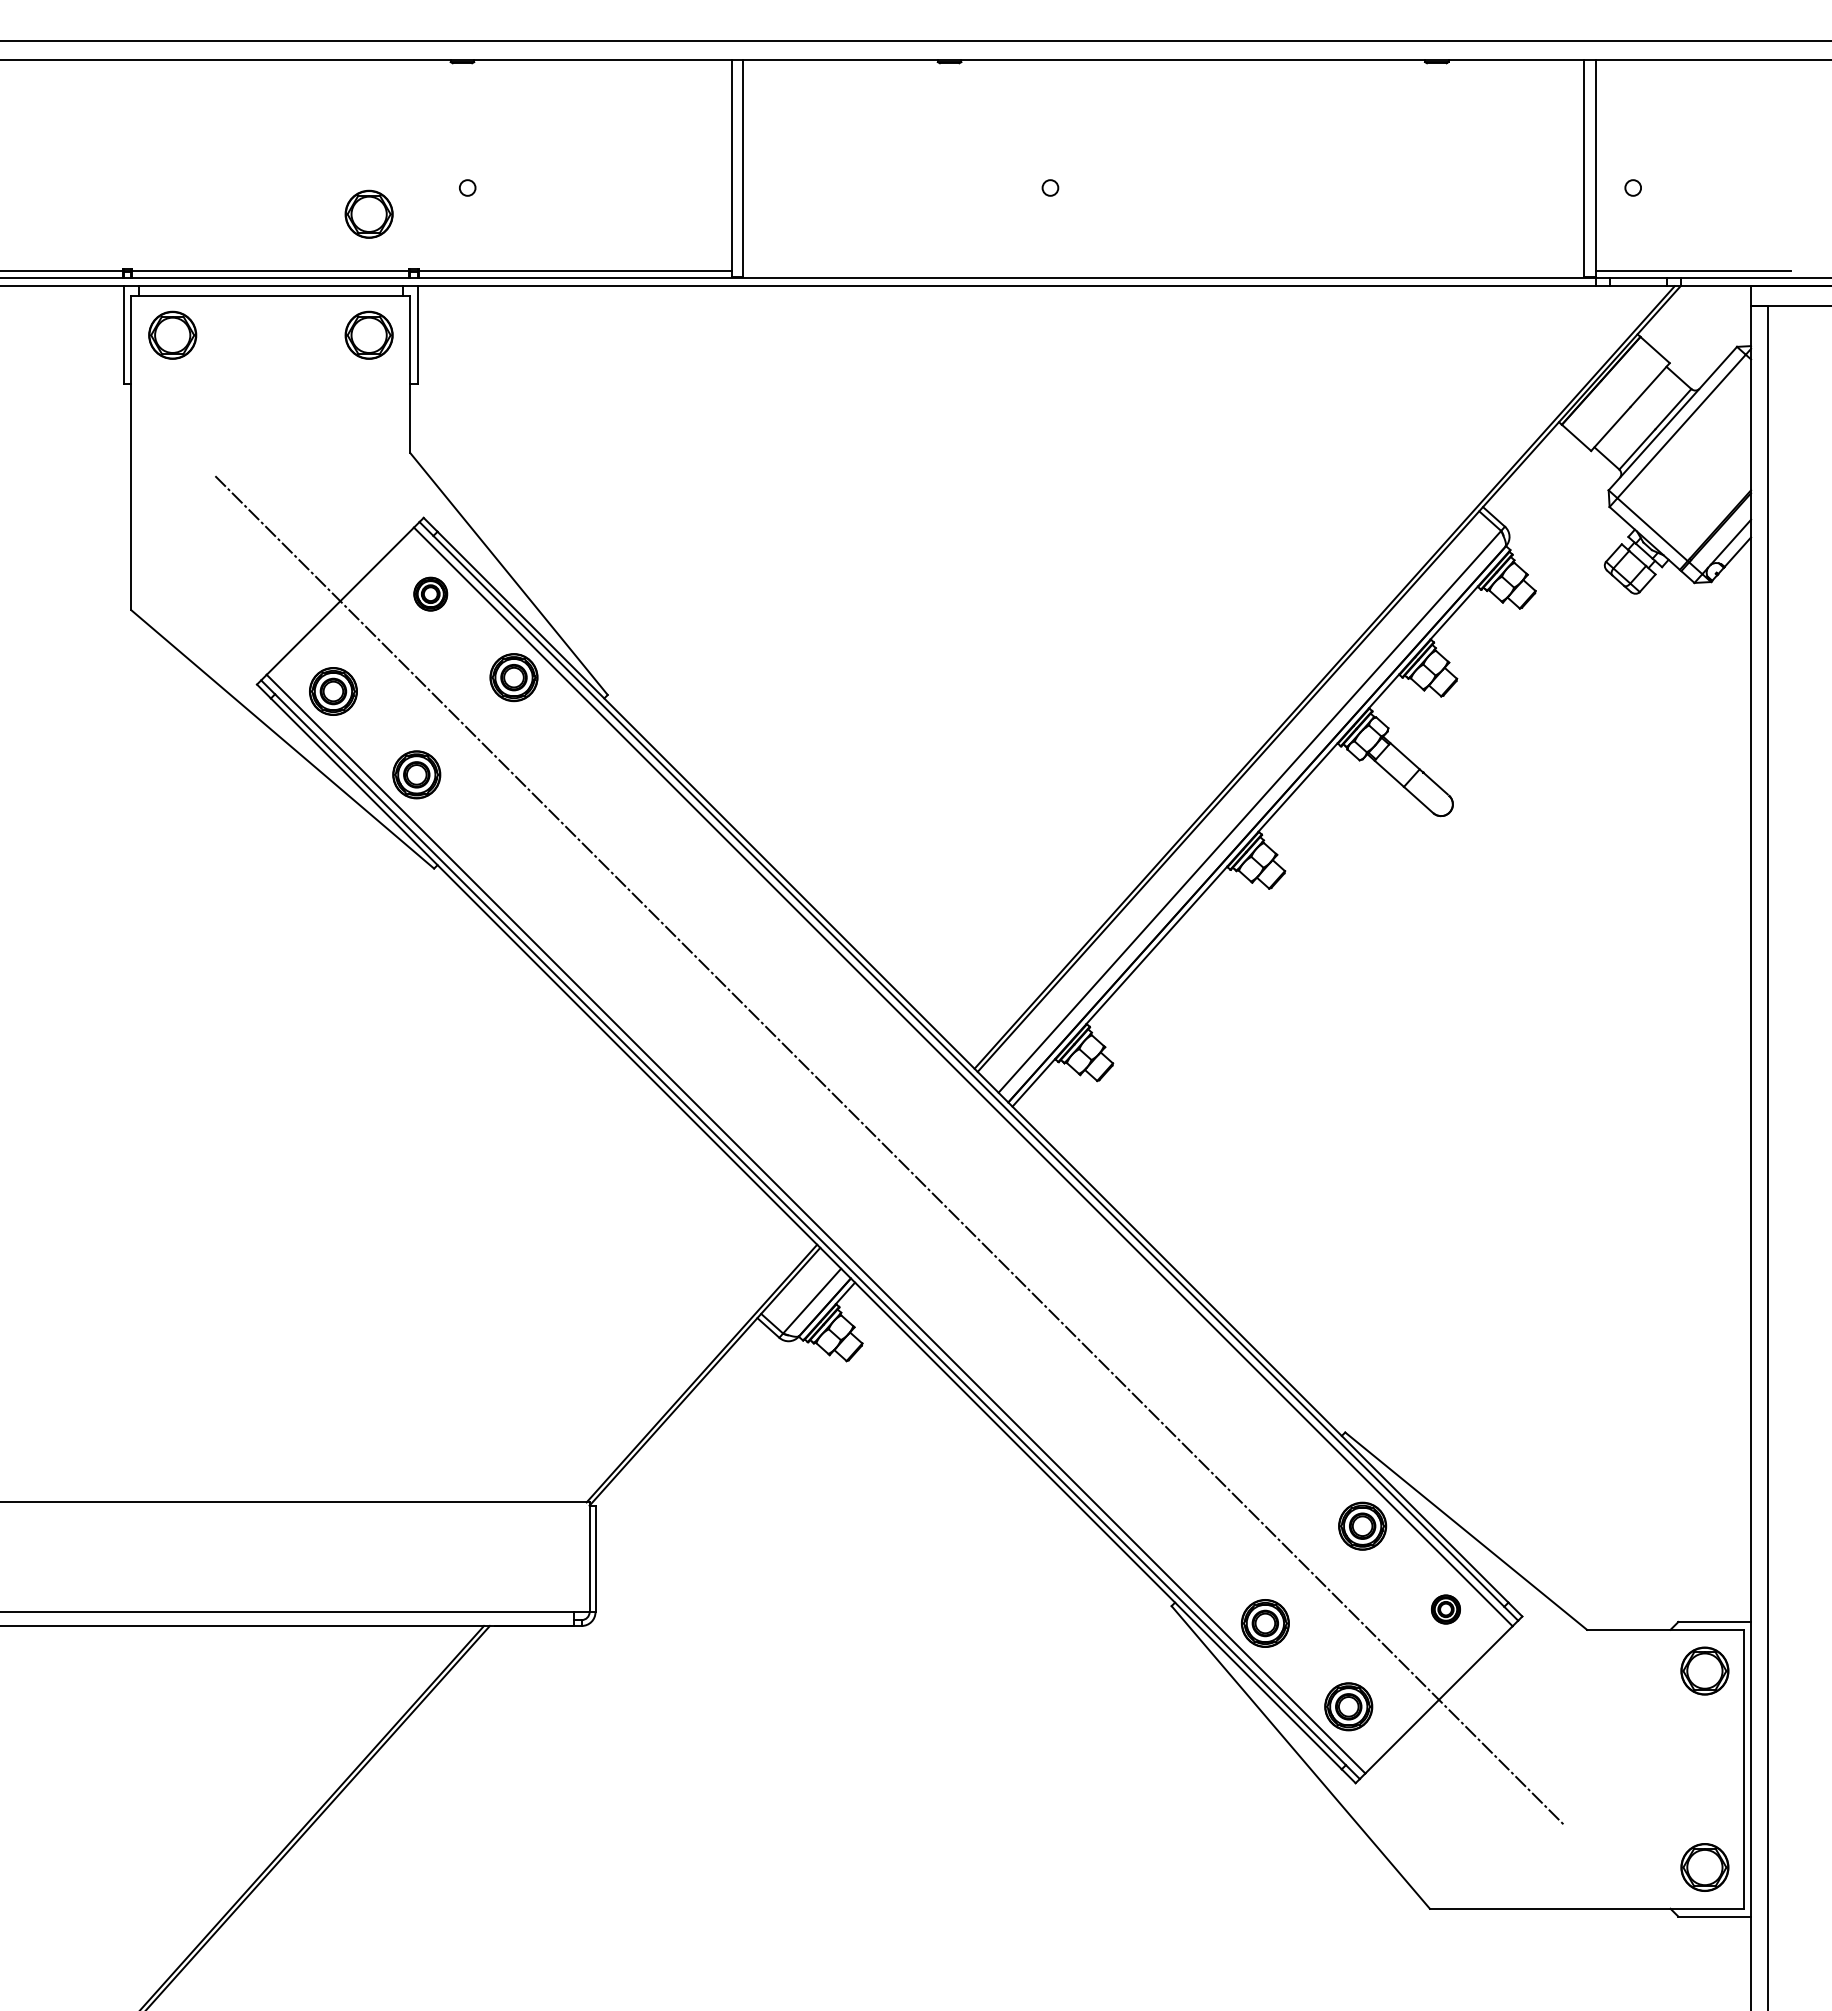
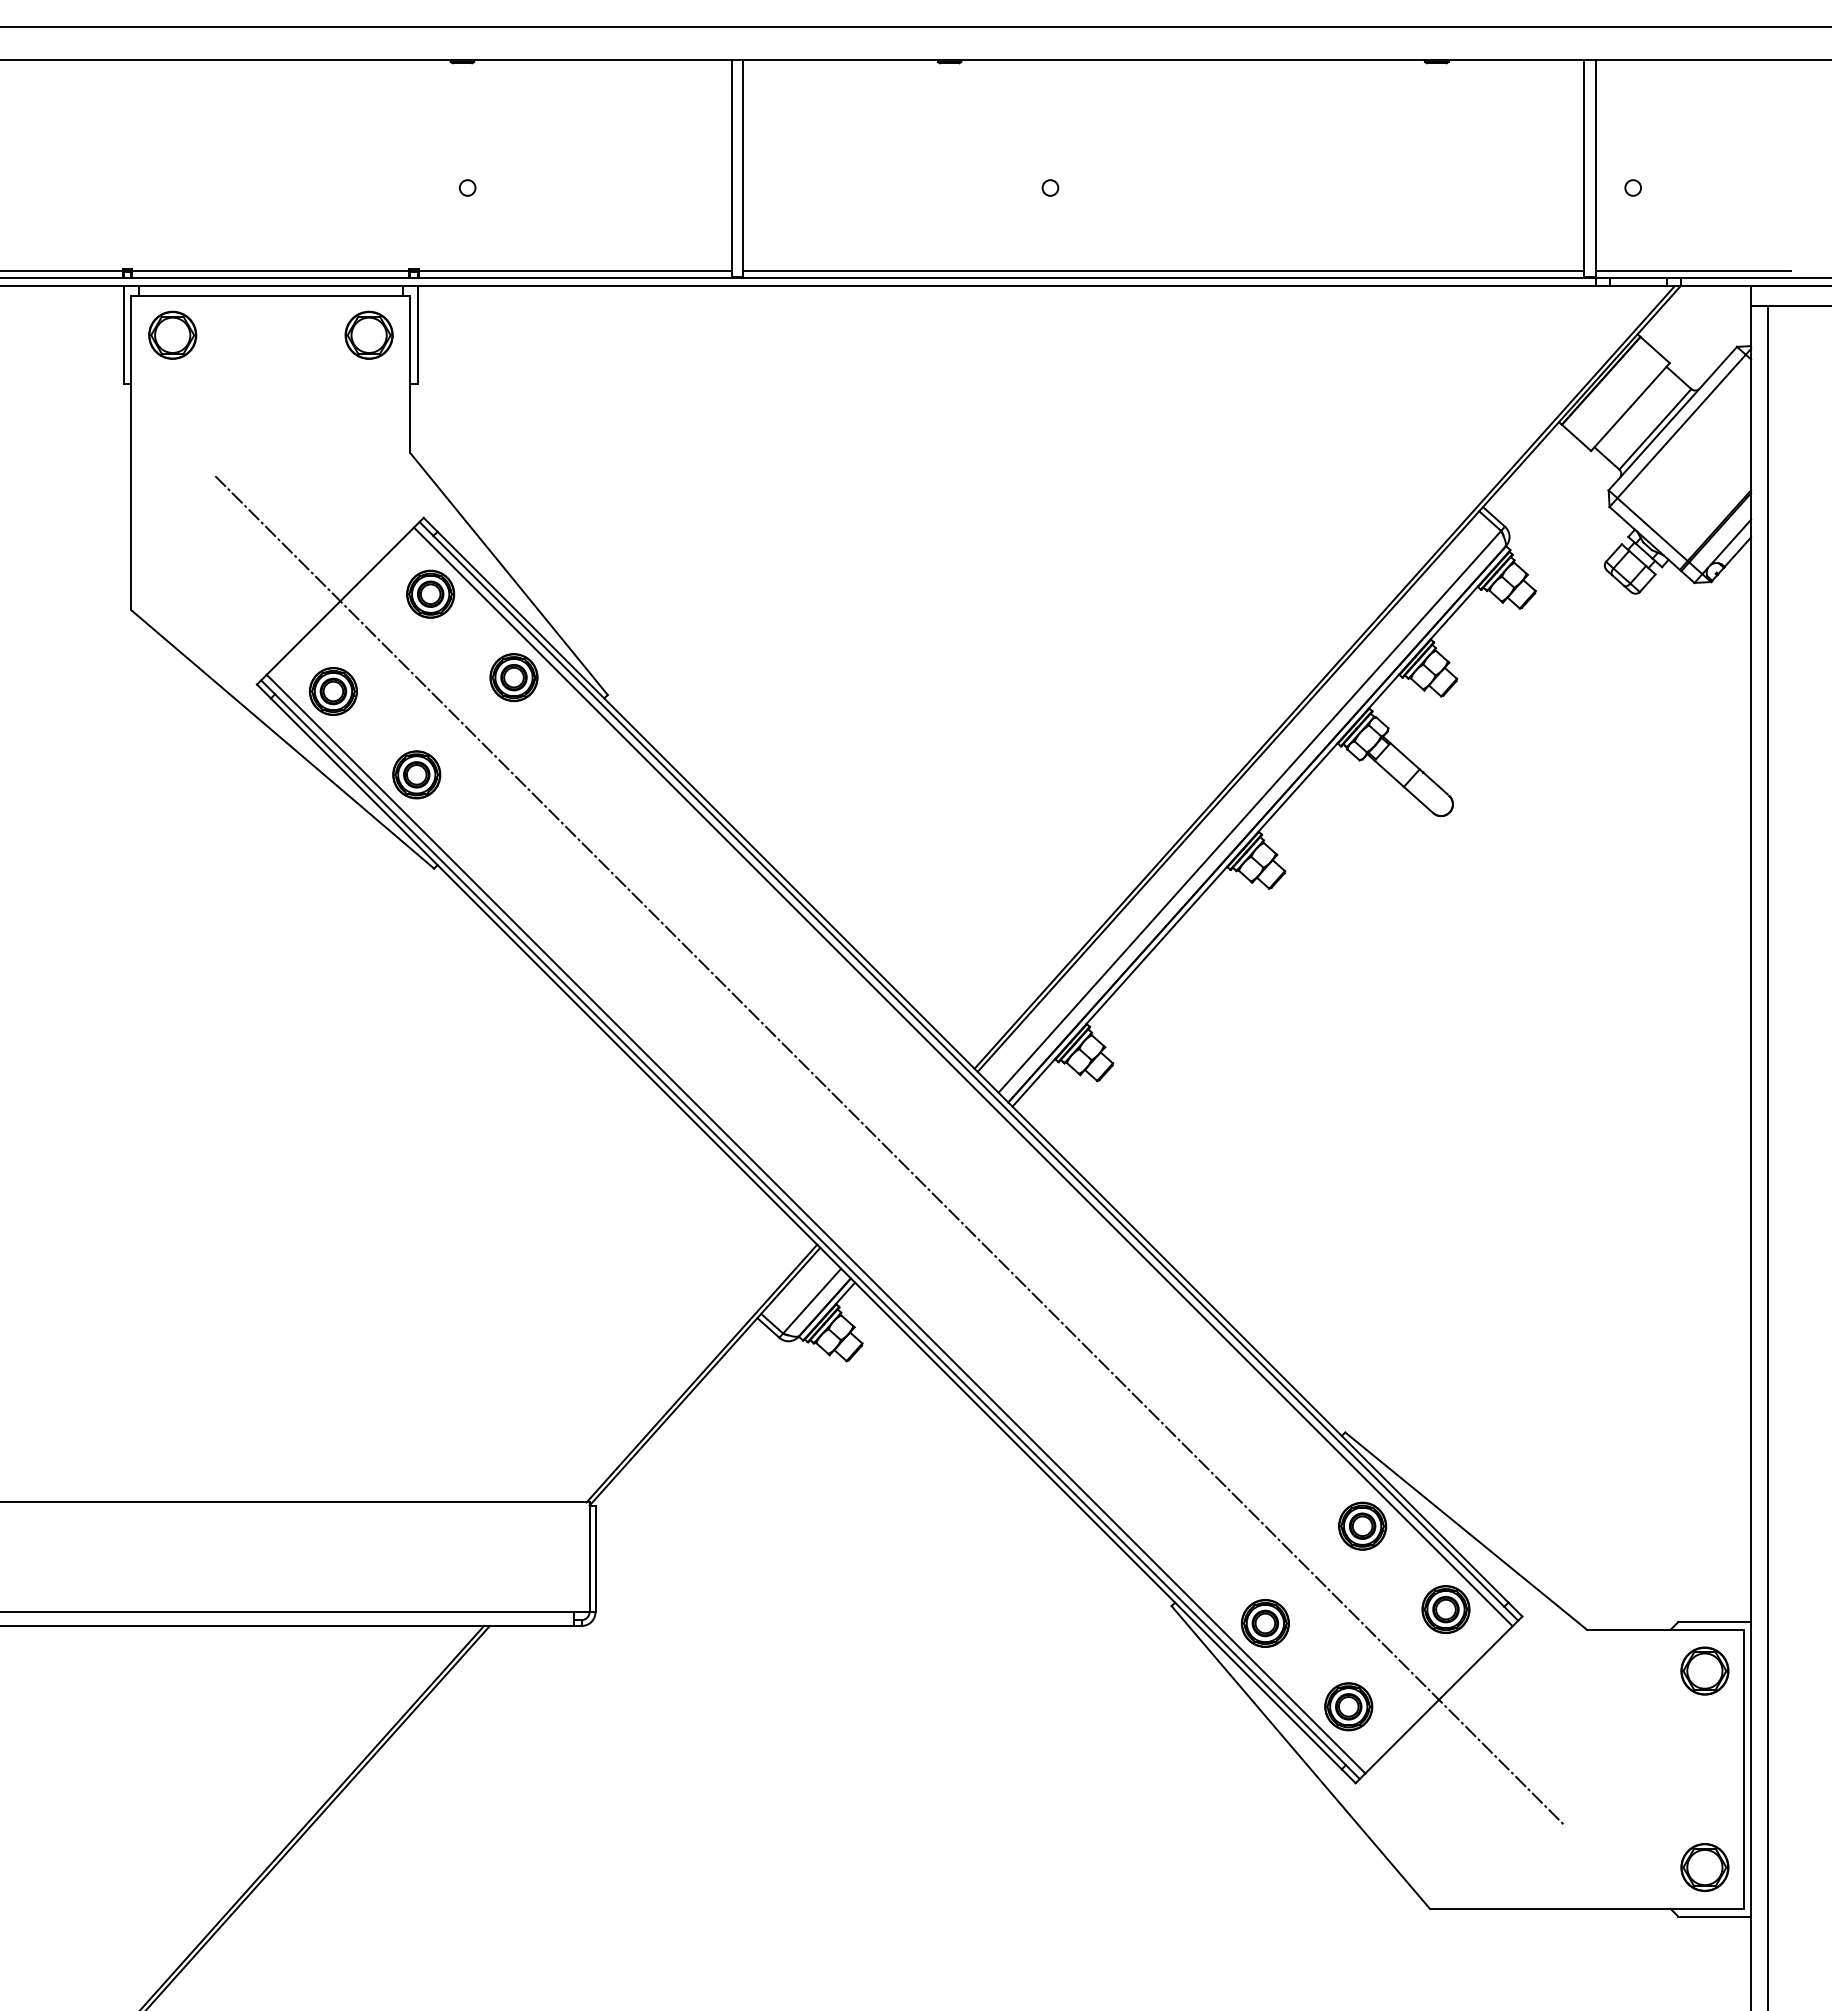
line position: (915, 40) -> (915, 26) (915, 26)
part: present -> none (368, 213)
line: none -> present (1163, 270)
part size: 36x36 px -> 50x50 px (430, 593)
part size: 30x31 px -> 50x49 px (1445, 1609)
